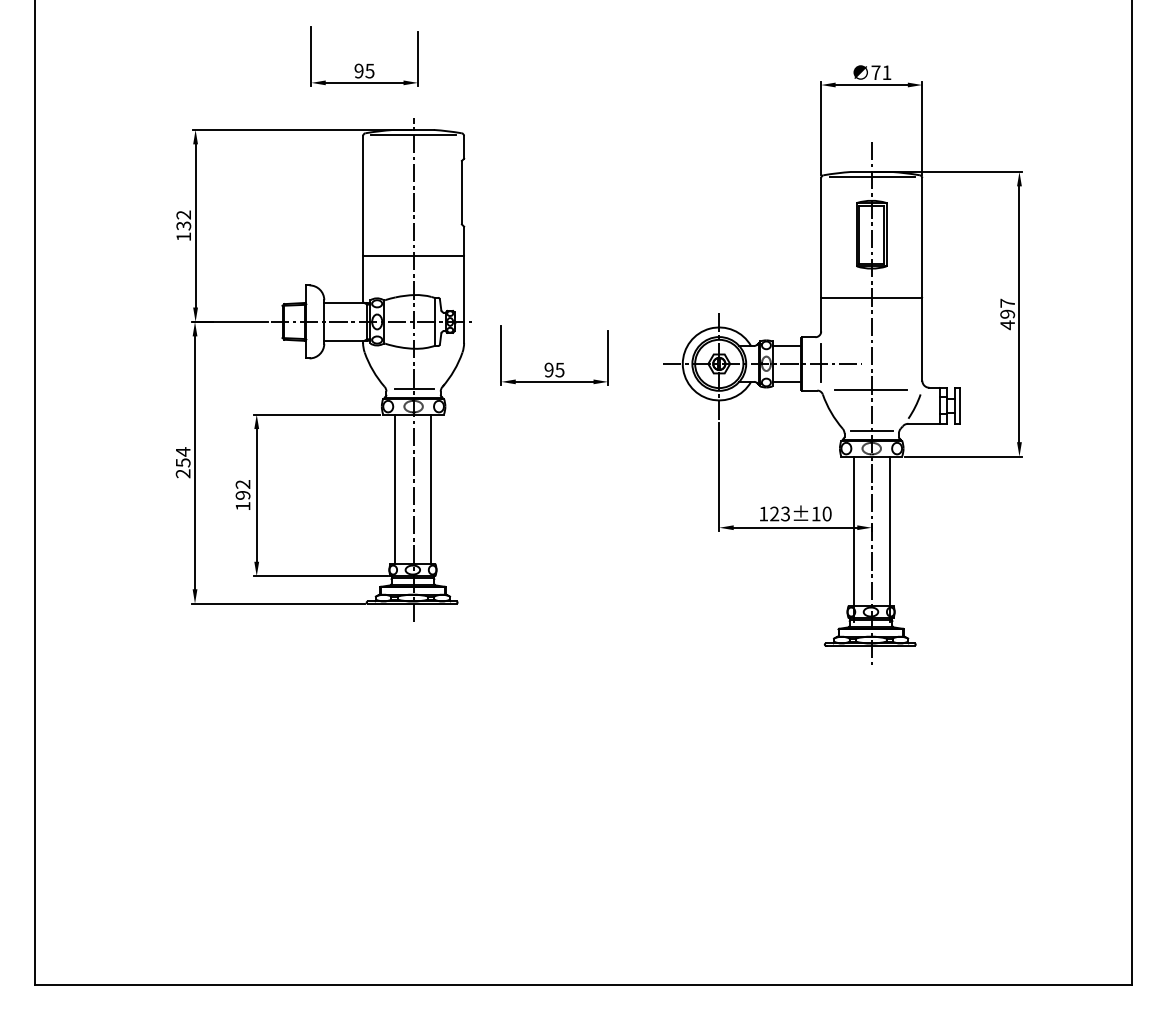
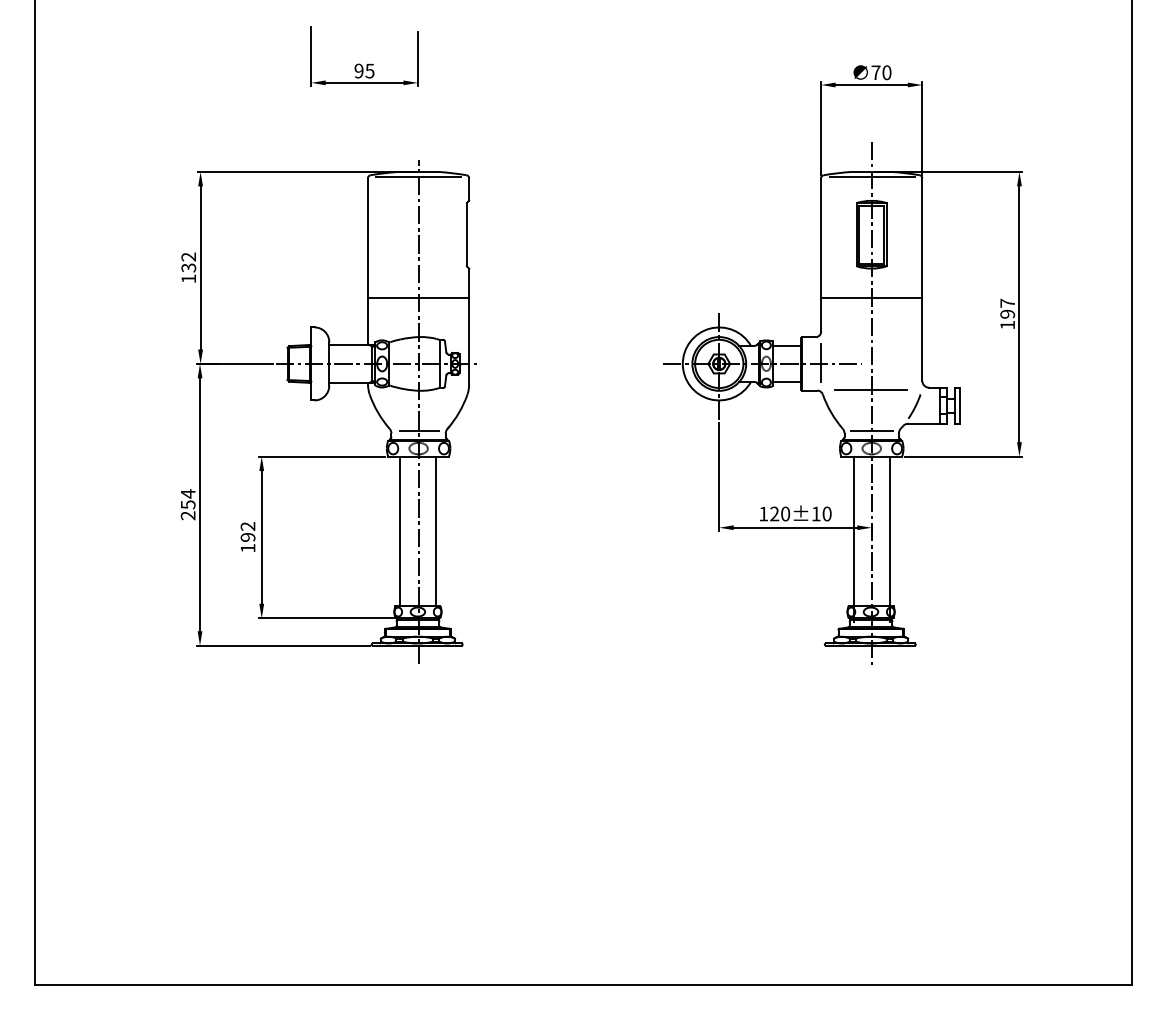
text: 71 -> 70 (886, 72)
text: 497 -> 197 (1007, 325)
part: present -> none (556, 363)
part position: (323, 369) -> (328, 411) (328, 411)
text: 123±10 -> 120±10 (785, 513)
